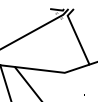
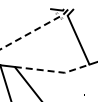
line: solid -> dashed (36, 29)
line: solid -> dashed (54, 71)
